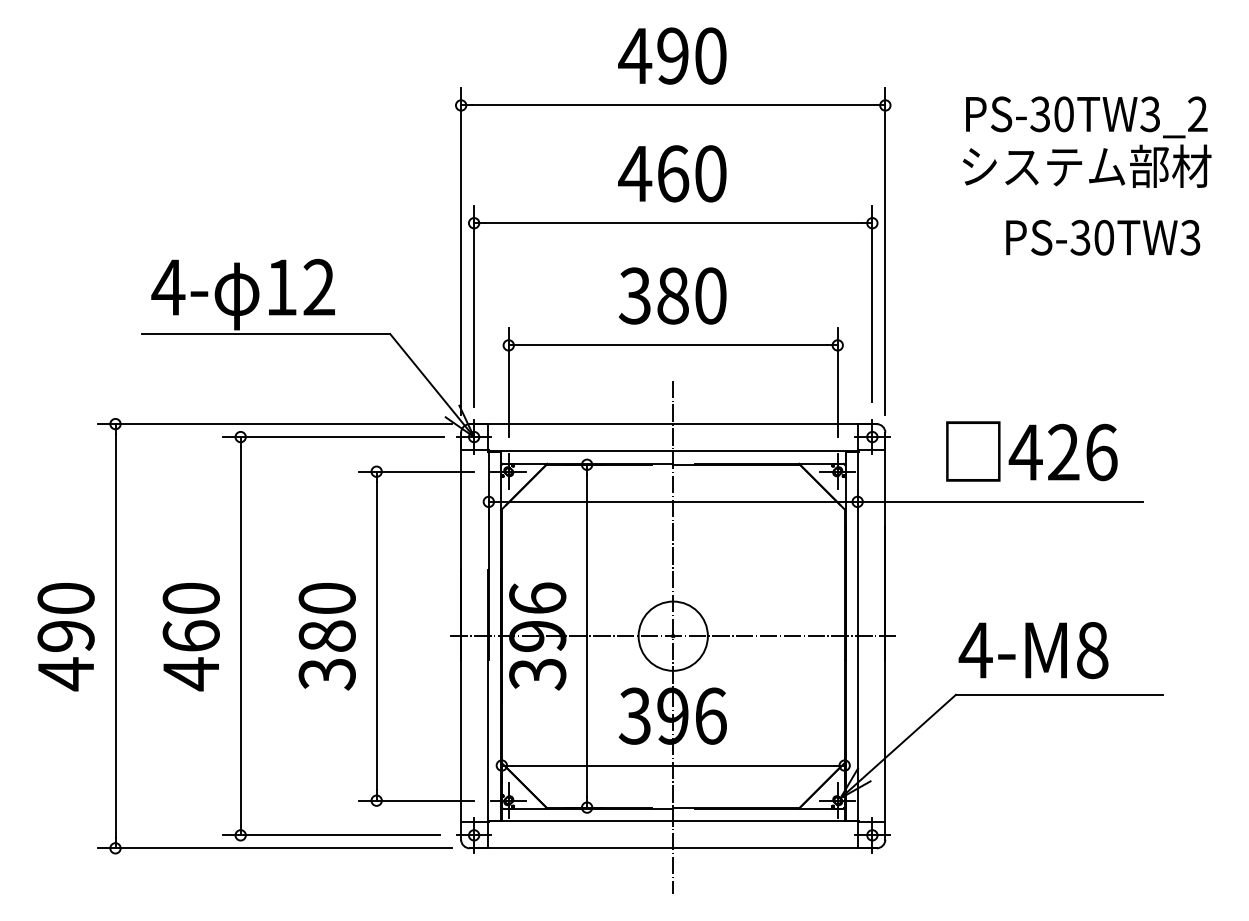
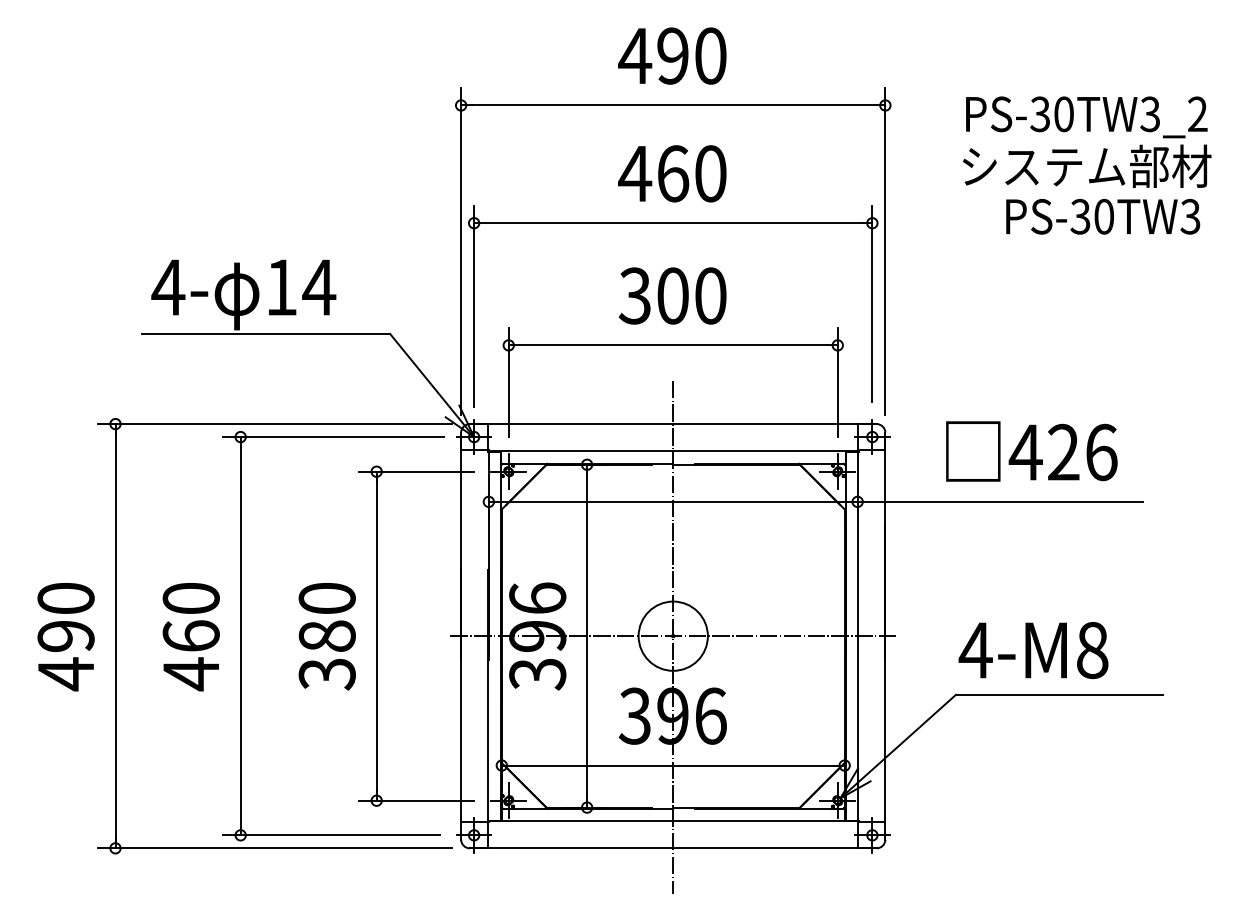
text position: (1103, 237) -> (1103, 216) (1103, 216)
text: 12 -> 14 (319, 286)
text: 380 -> 300 (672, 295)
